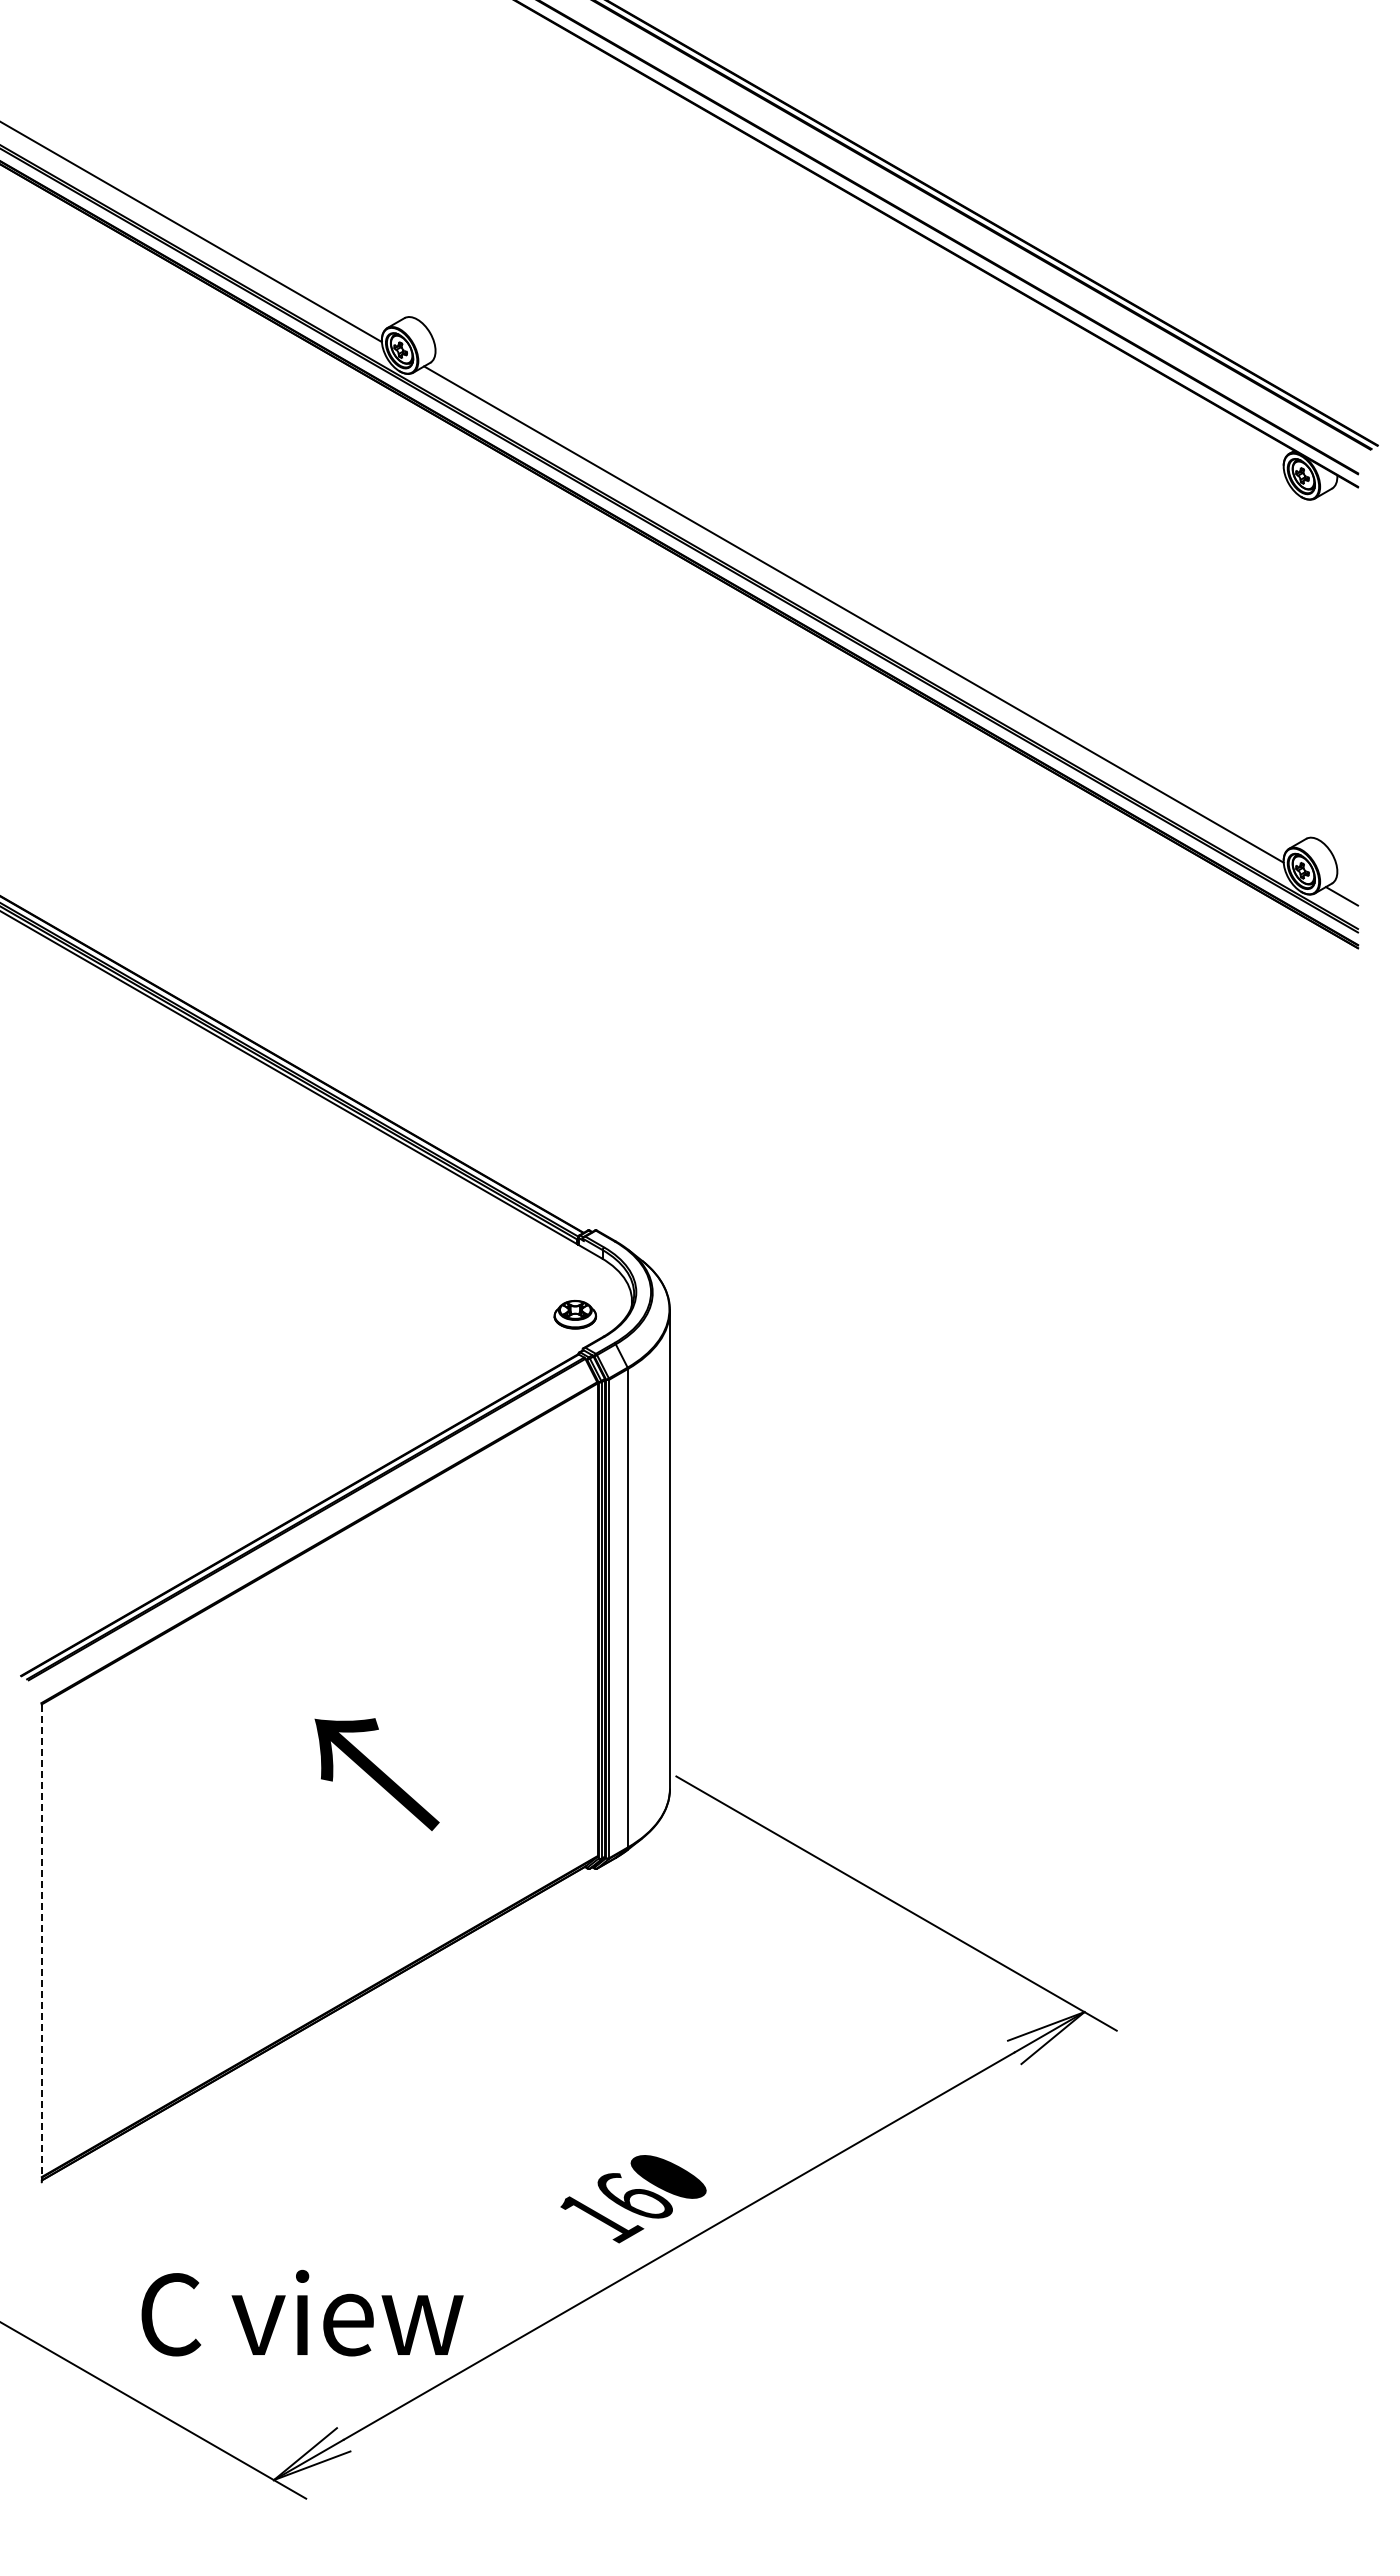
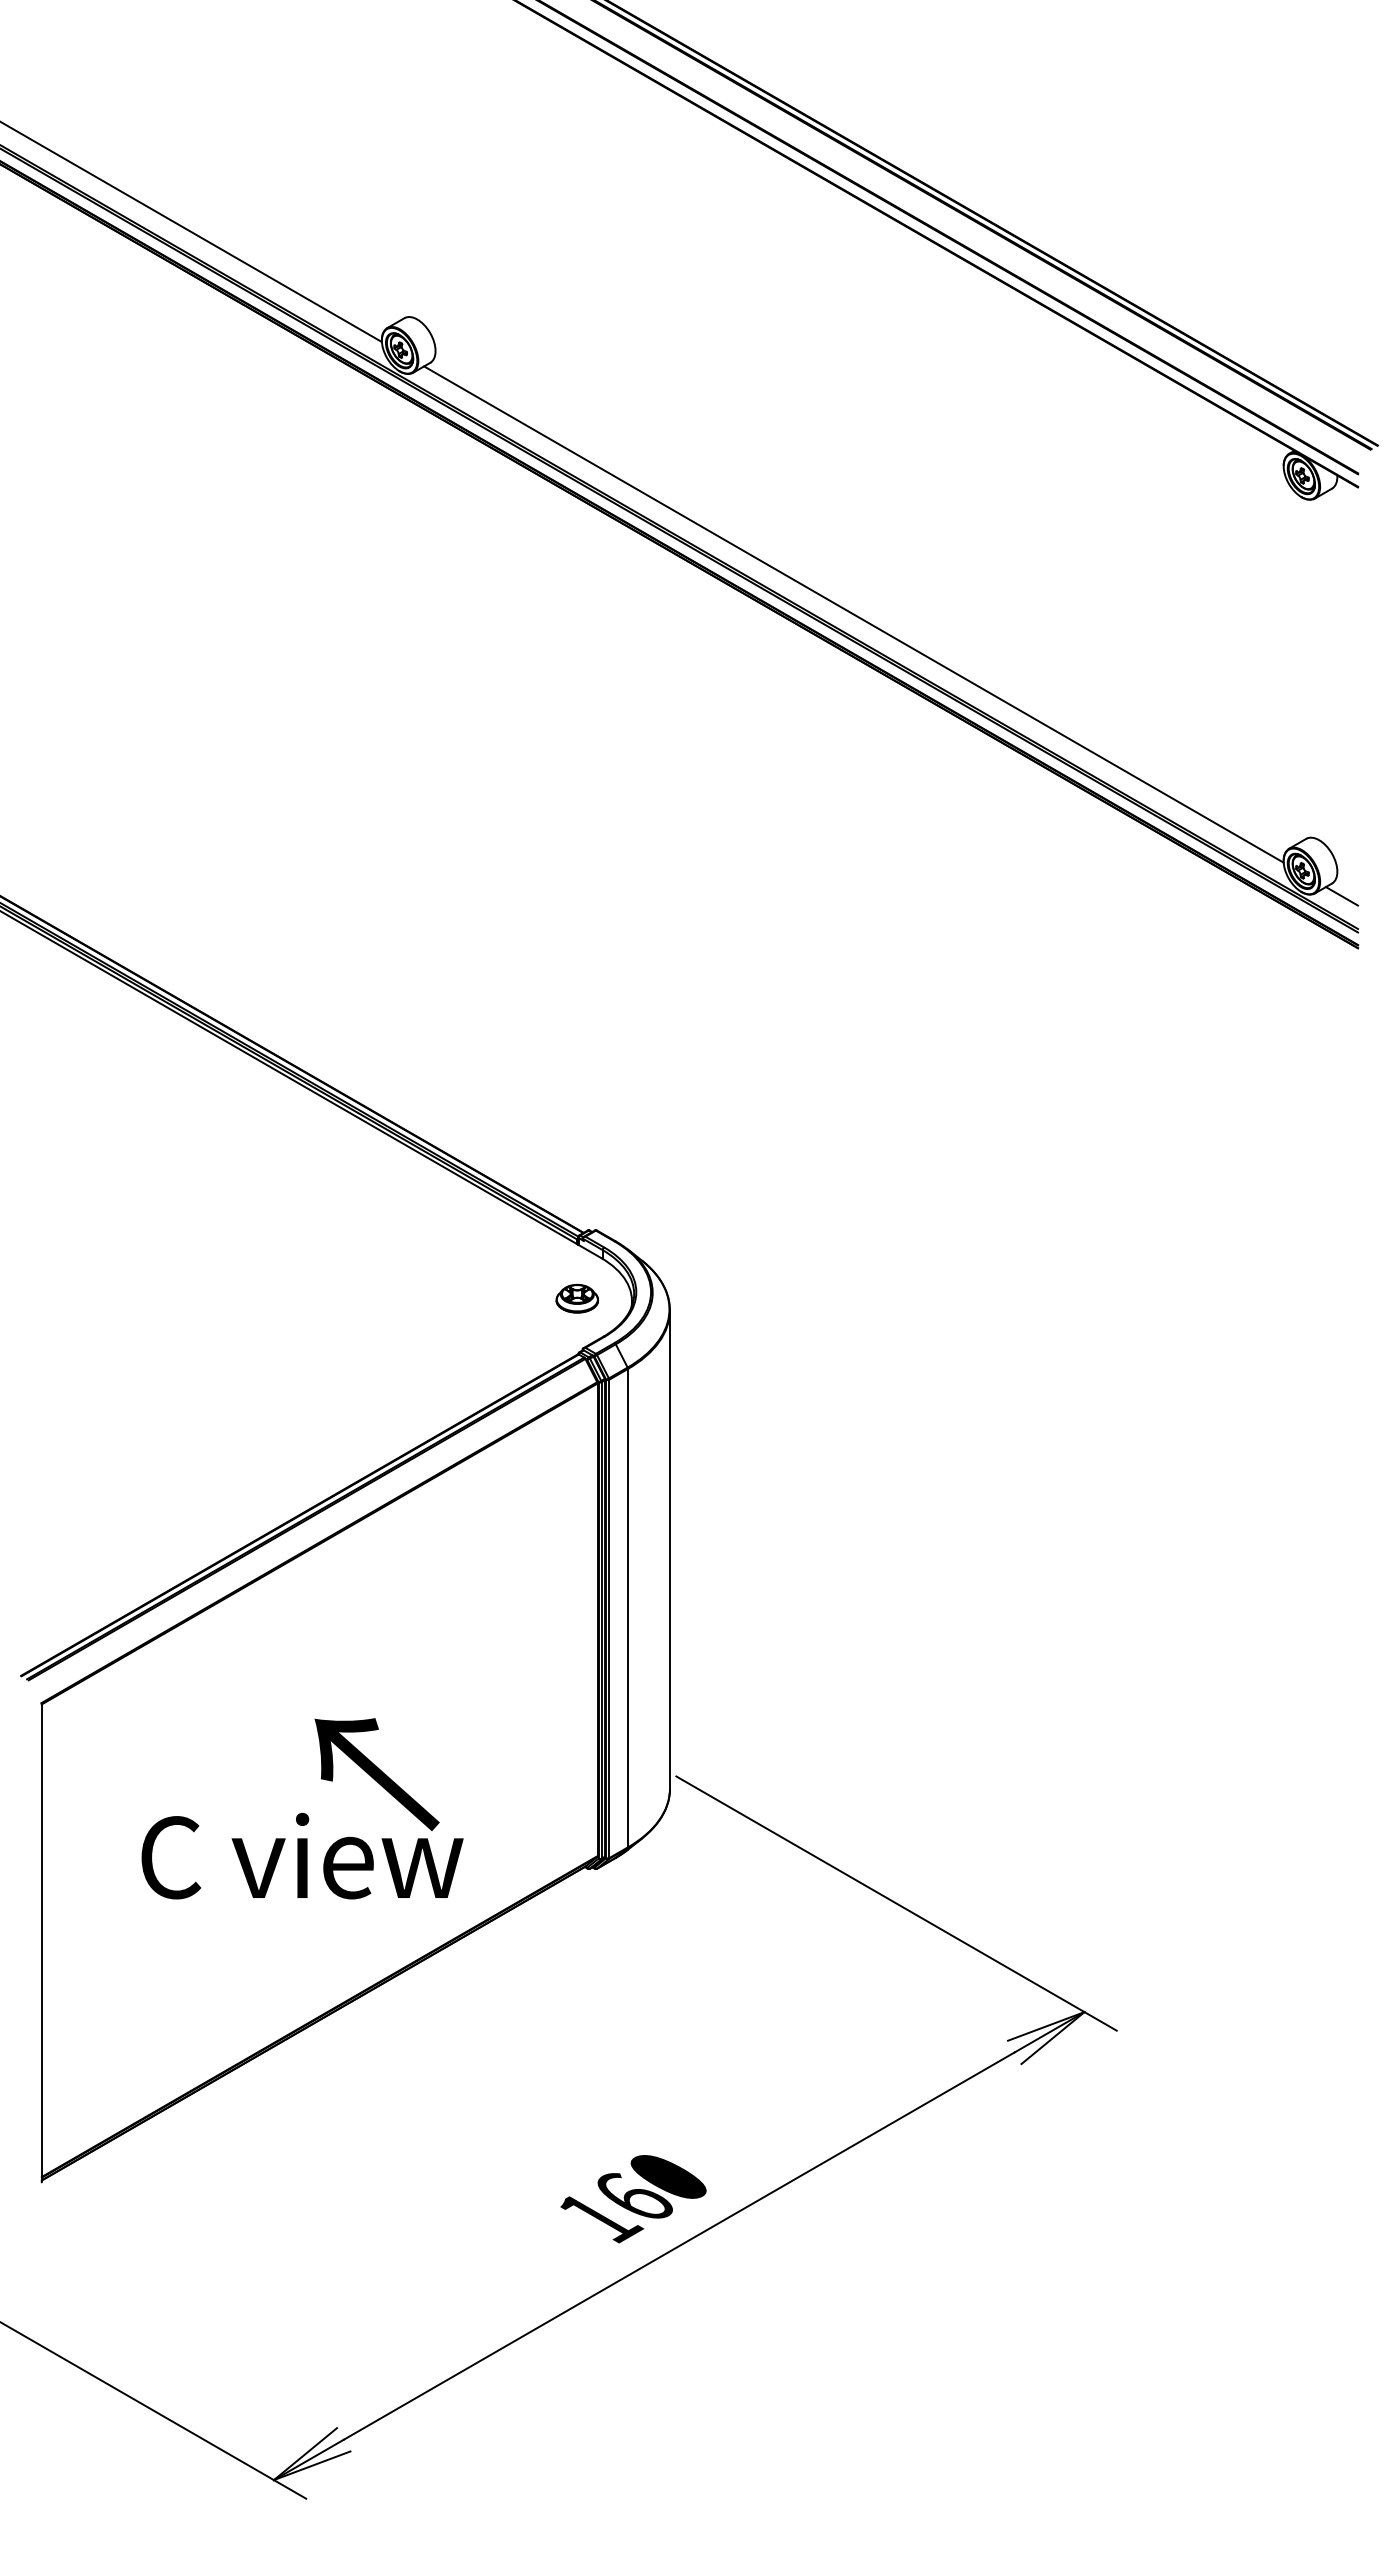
part position: (575, 1314) -> (577, 1298) (577, 1298)
line: dashed -> solid (41, 1943)
text position: (302, 2312) -> (302, 1855) (302, 1855)
